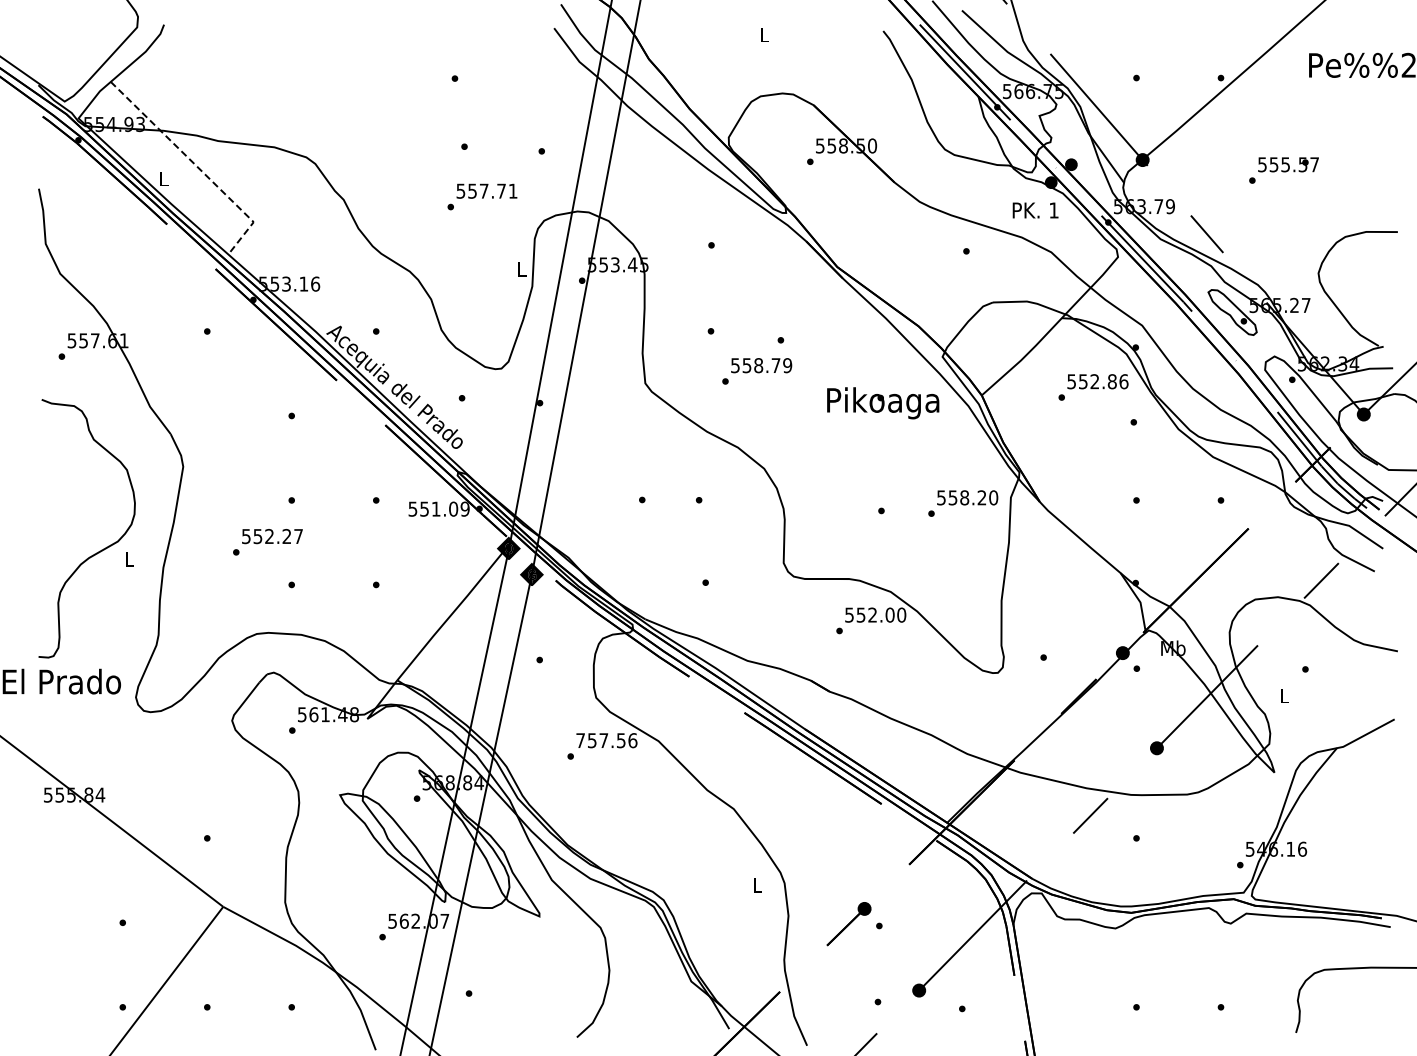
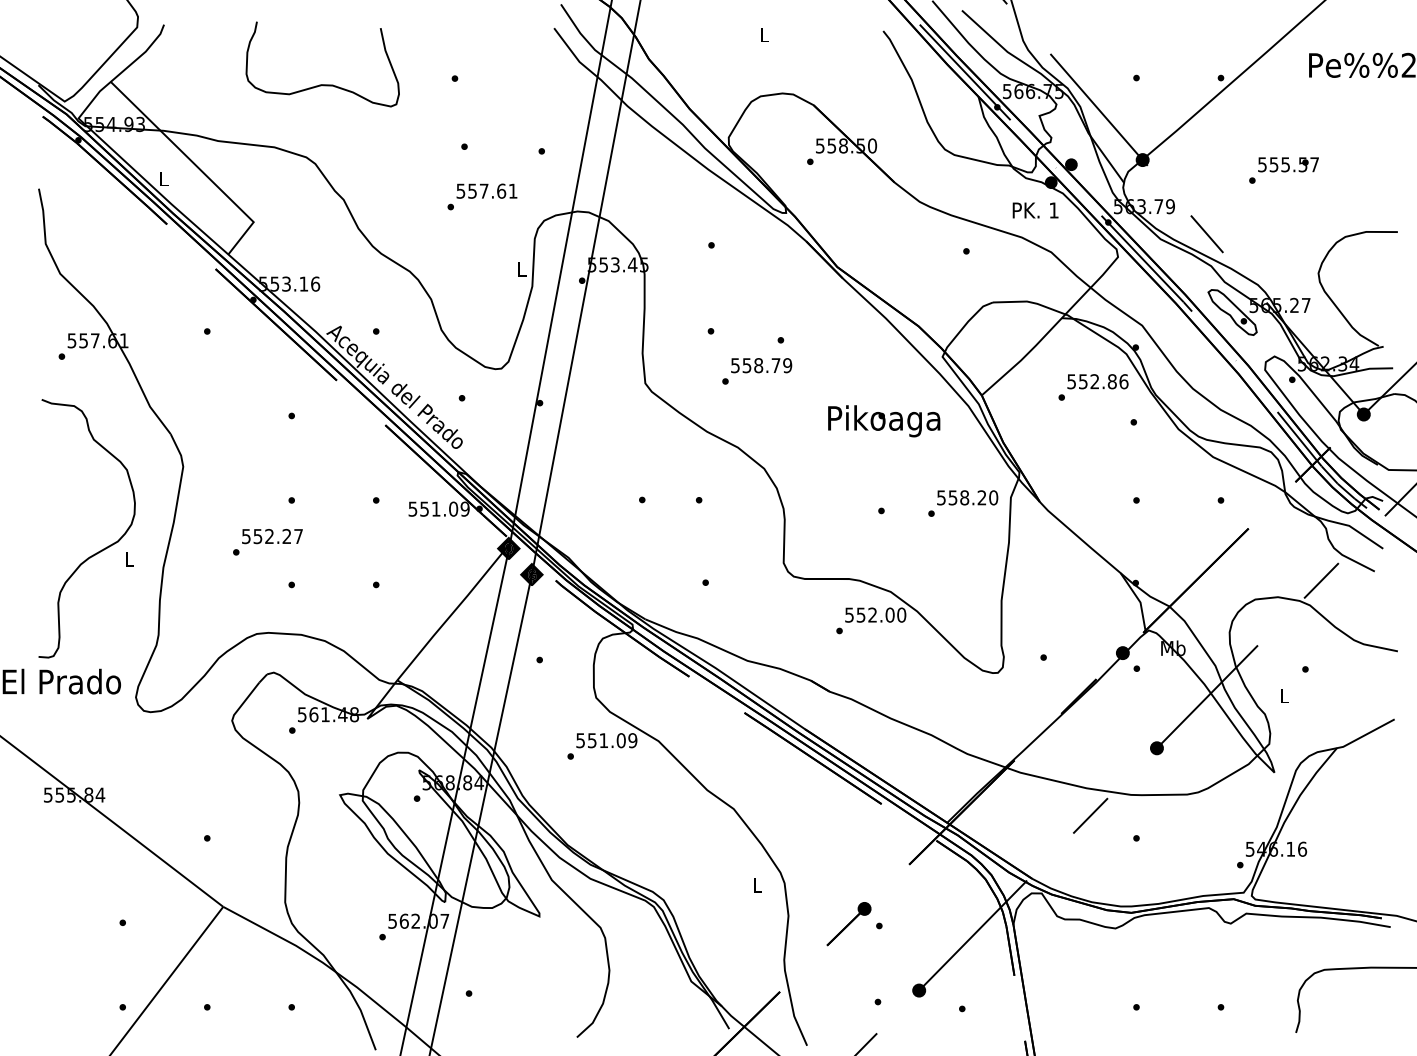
curve: none -> present (322, 84)
line: dashed -> solid (197, 167)
text: 557.71 -> 557.61 (501, 190)
text position: (883, 403) -> (884, 421) (884, 421)
text: 757.56 -> 551.09 (606, 740)
